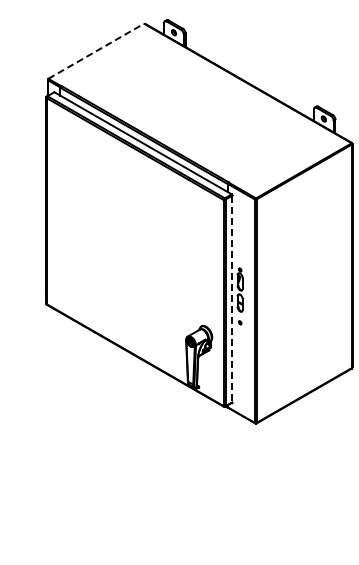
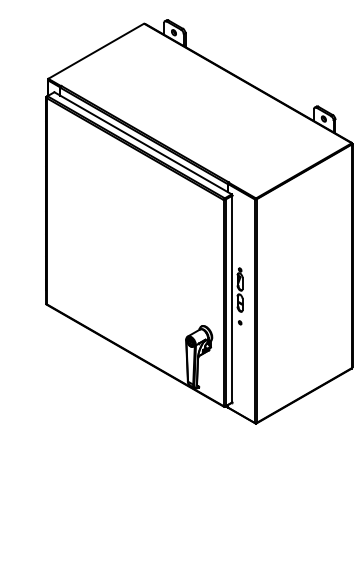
line: dashed -> solid (96, 51)
line: dashed -> solid (232, 299)
